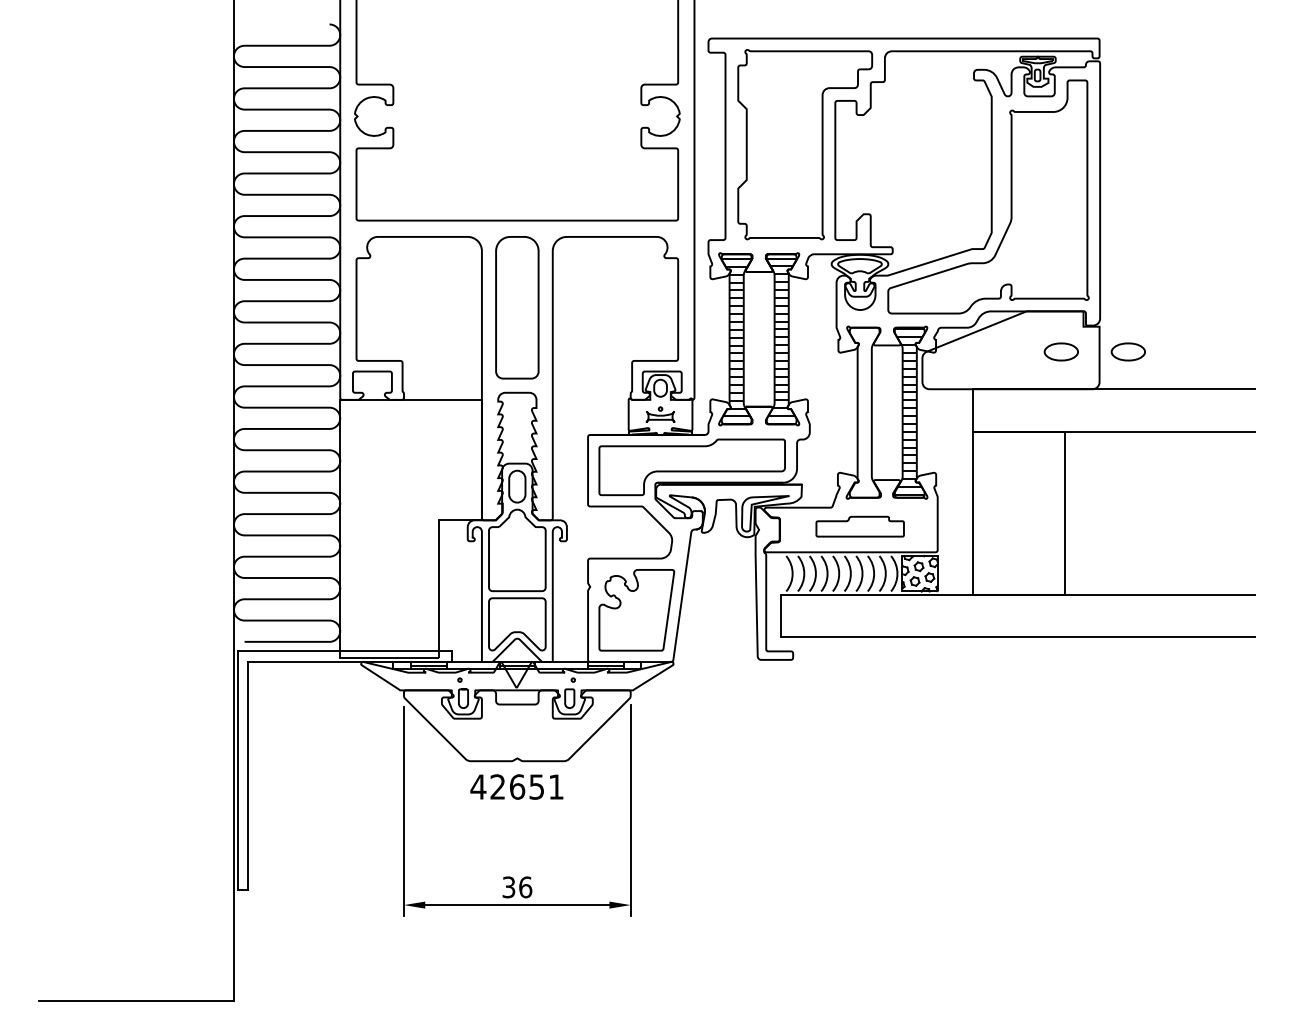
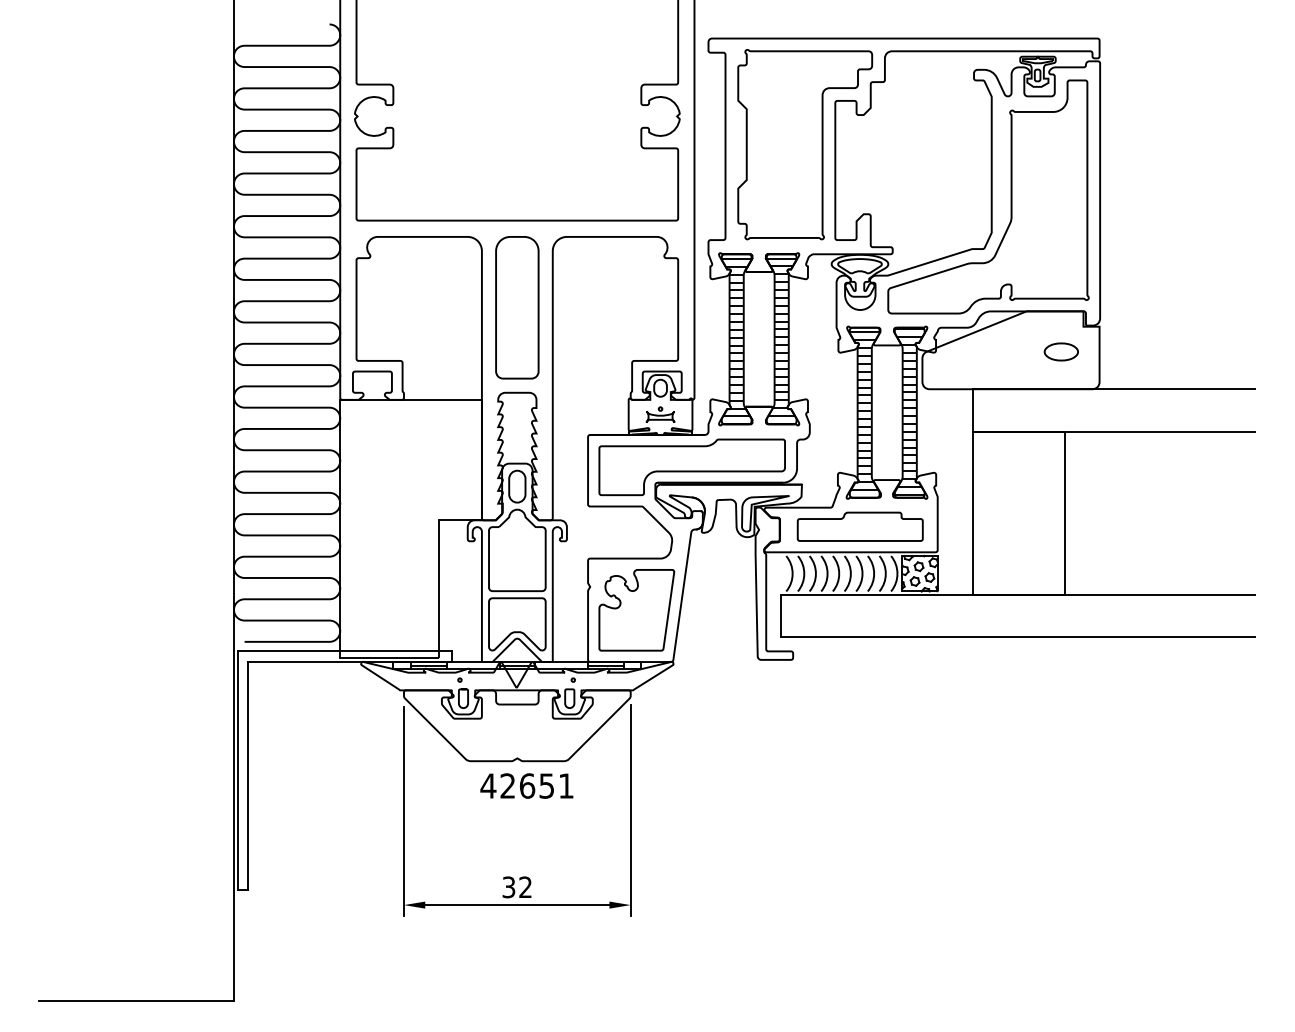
part: present -> none (1127, 351)
hatch: none -> present (864, 414)
part size: 90x23 px -> 128x31 px (859, 526)
text position: (516, 786) -> (526, 785) (526, 785)
text: 36 -> 32 (525, 887)
